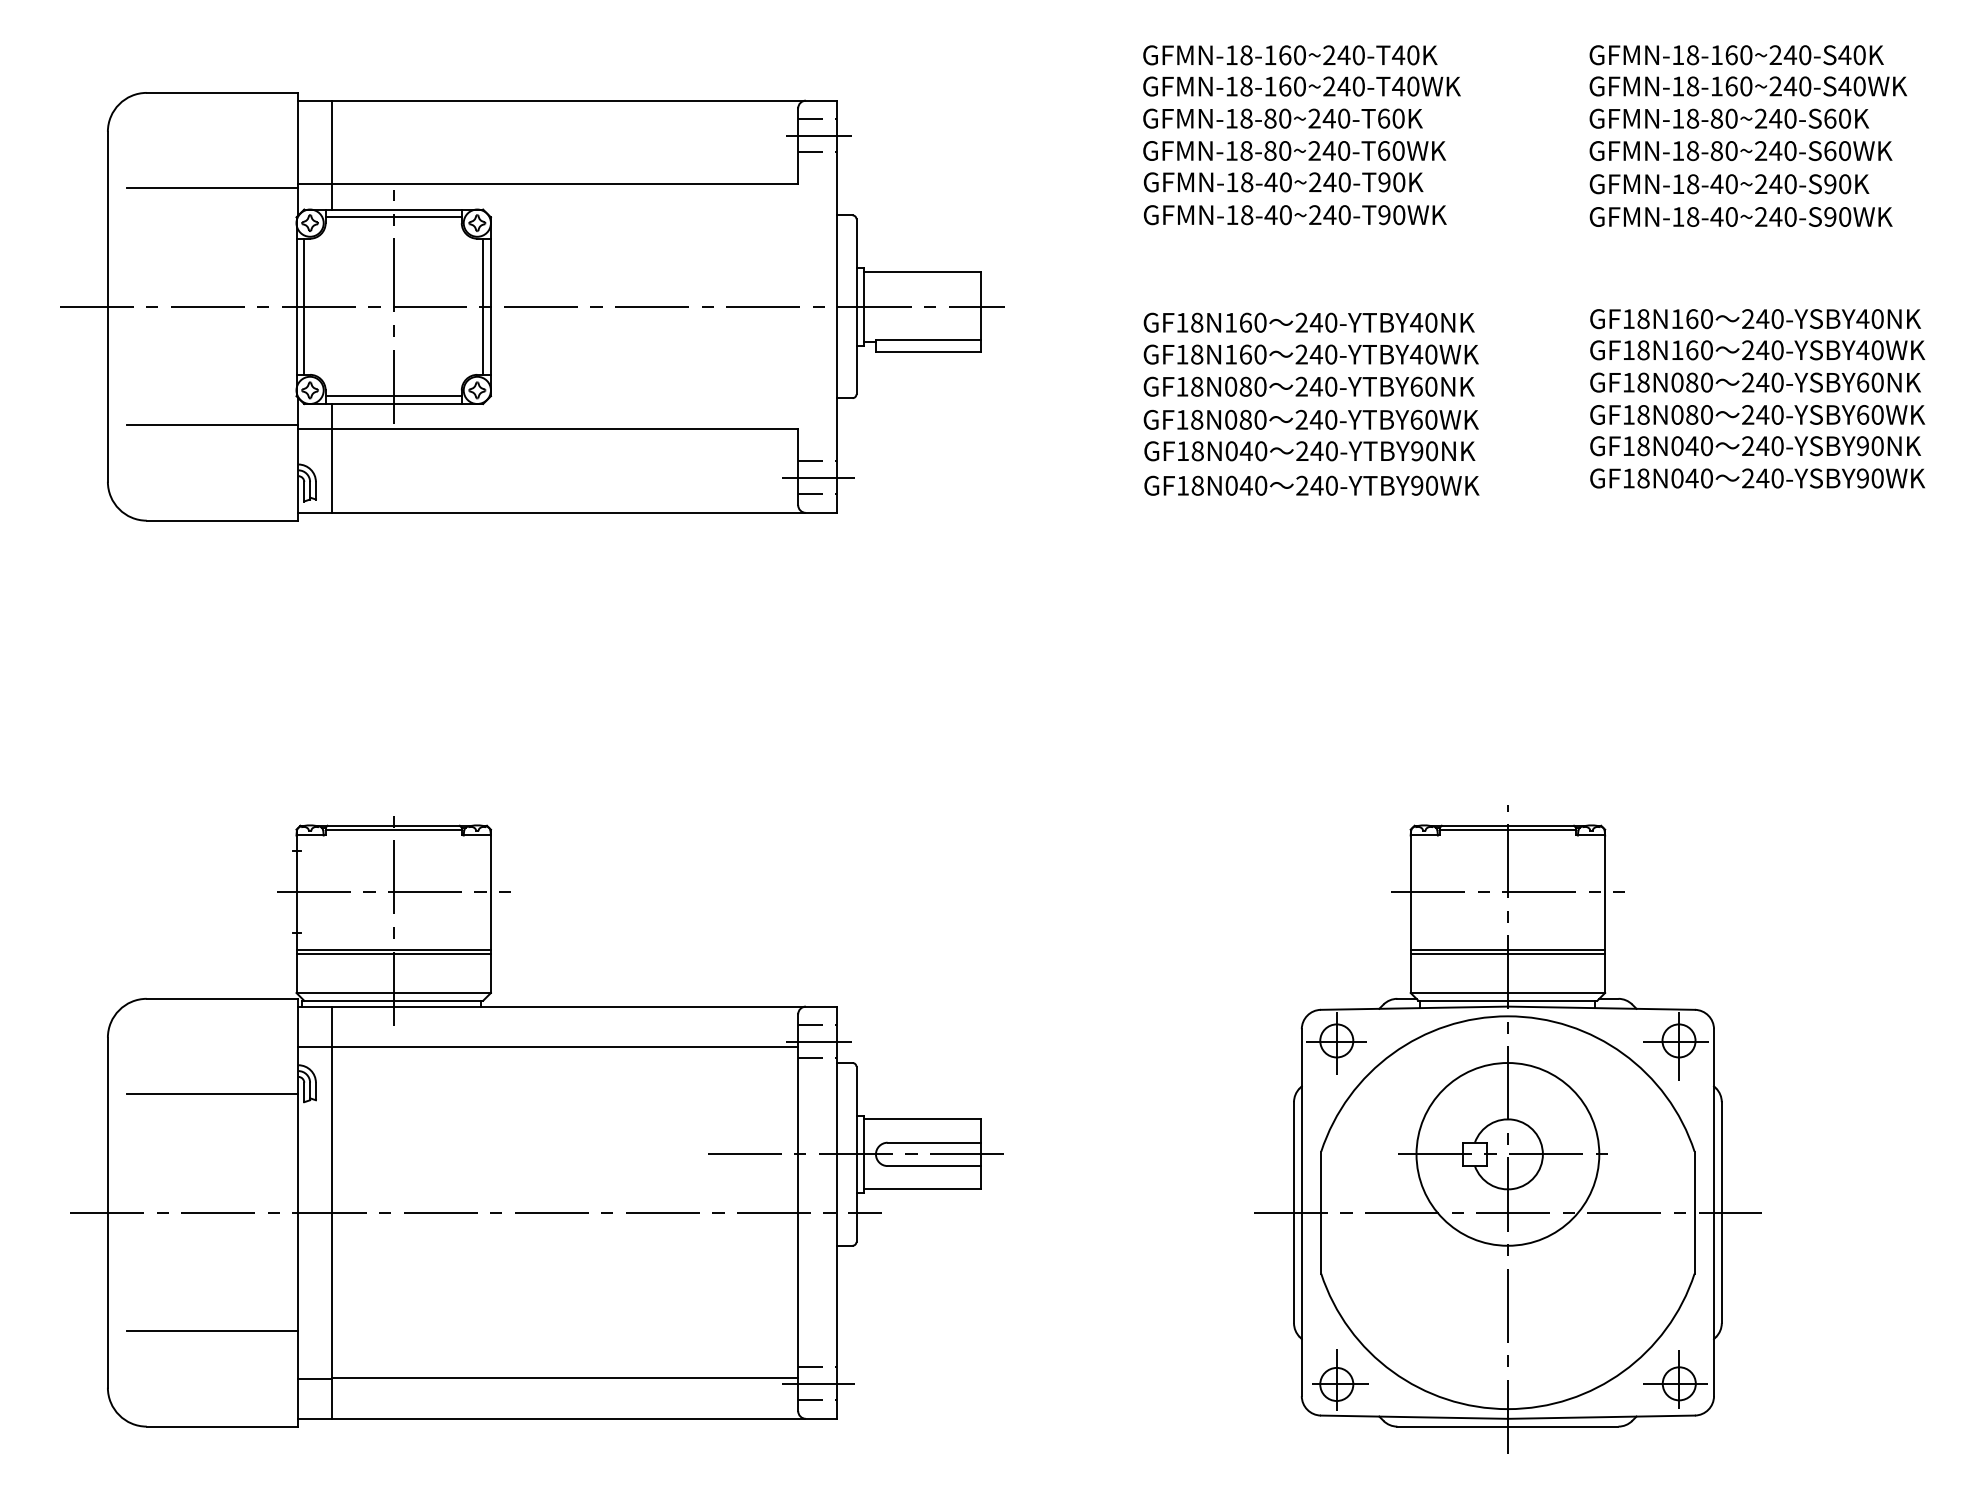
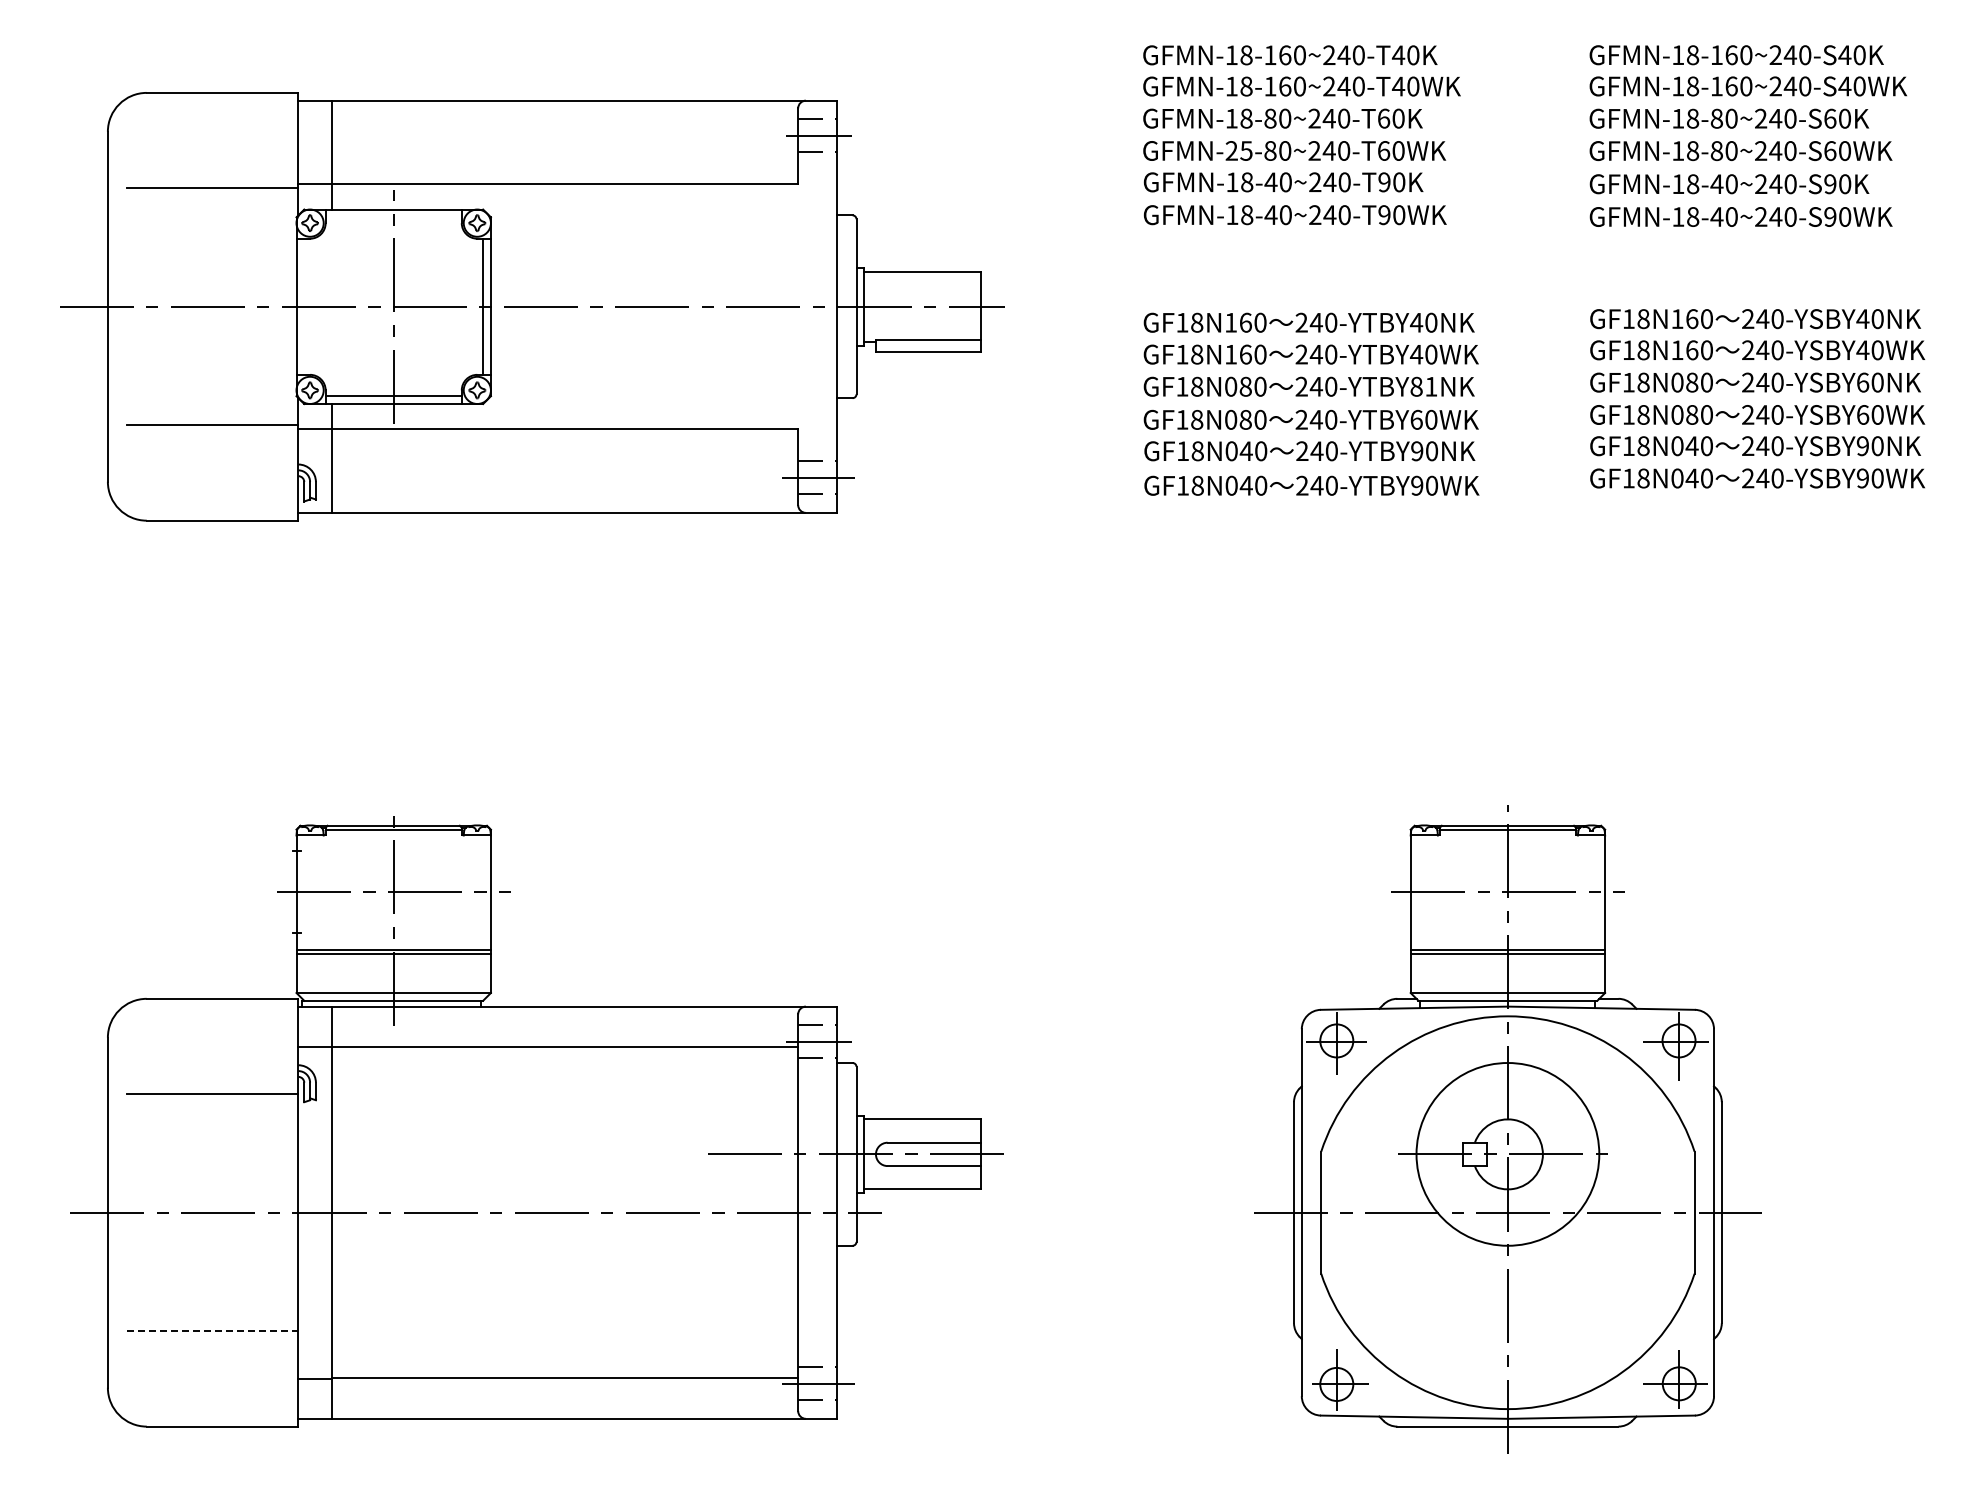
text: GFMN-18-80~240-T60WK -> GFMN-25-80~240-T60WK (1238, 150)
line: present -> none (393, 217)
line: present -> none (304, 306)
text: 240-YTBY60NK -> 240-YTBY81NK (1423, 386)
line: solid -> dashed (212, 1331)
